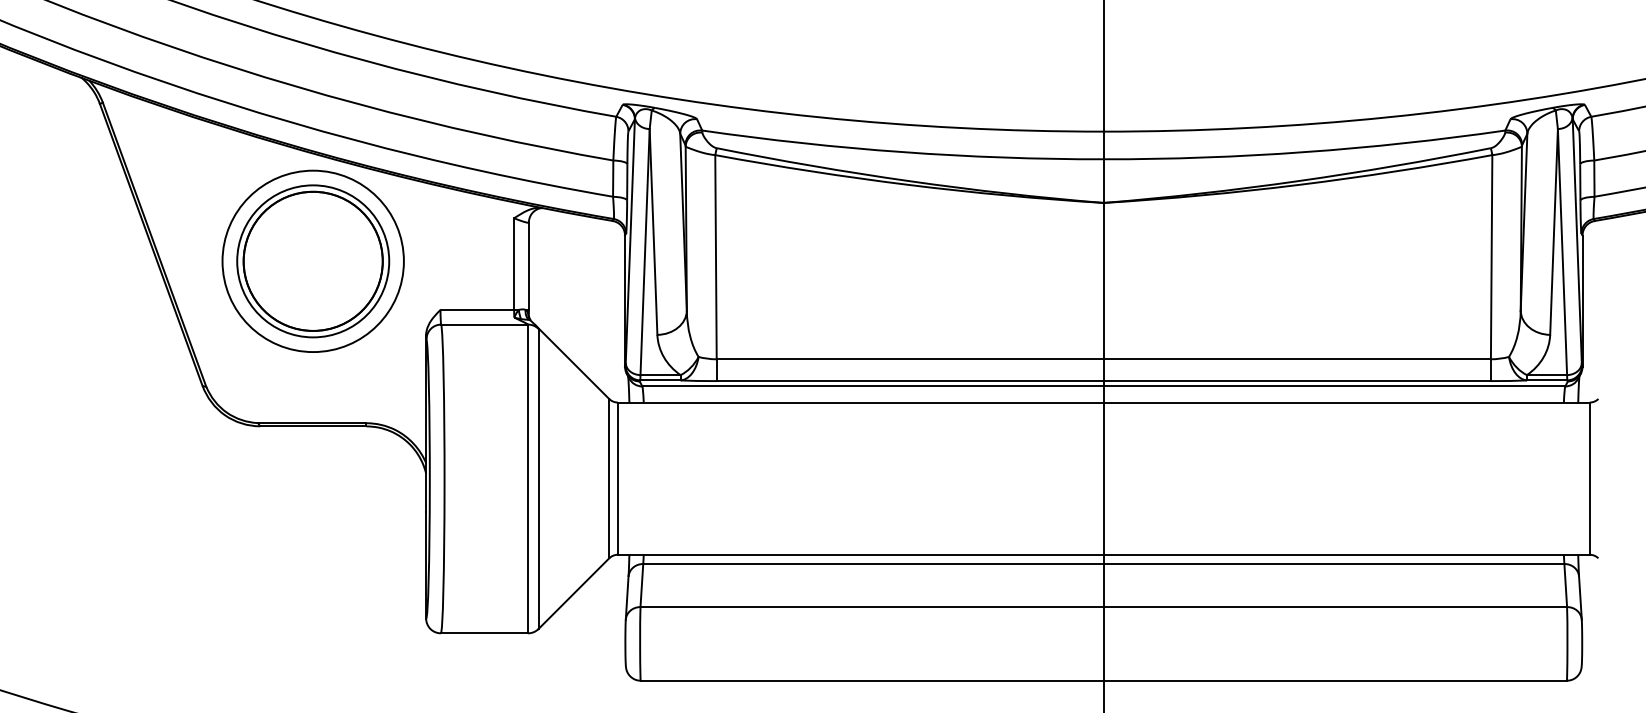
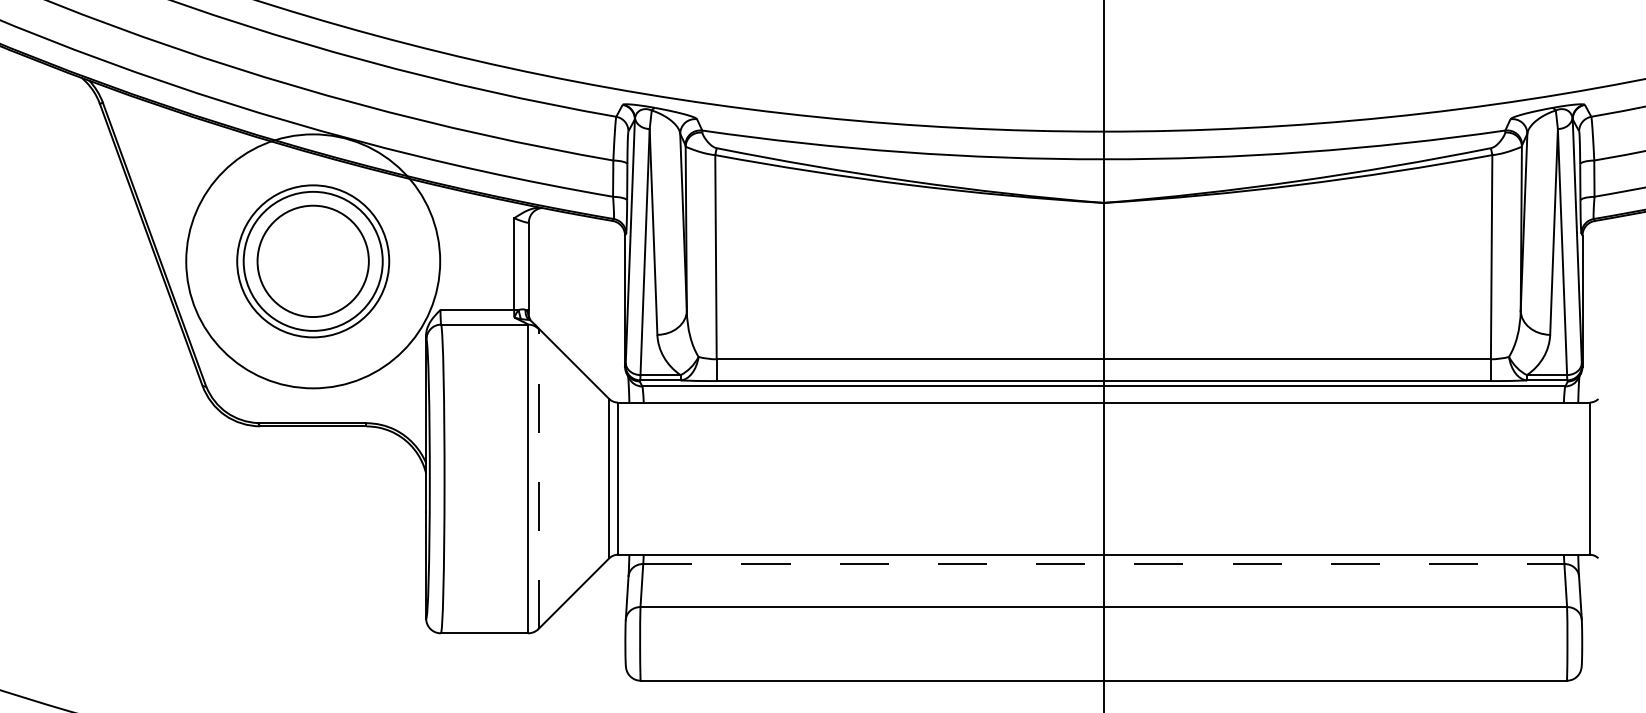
circle diameter: 139 px -> 111 px (312, 261)
circle diameter: 181 px -> 254 px (313, 261)
line: solid -> dashed (538, 478)
line: solid -> dashed (1103, 563)
